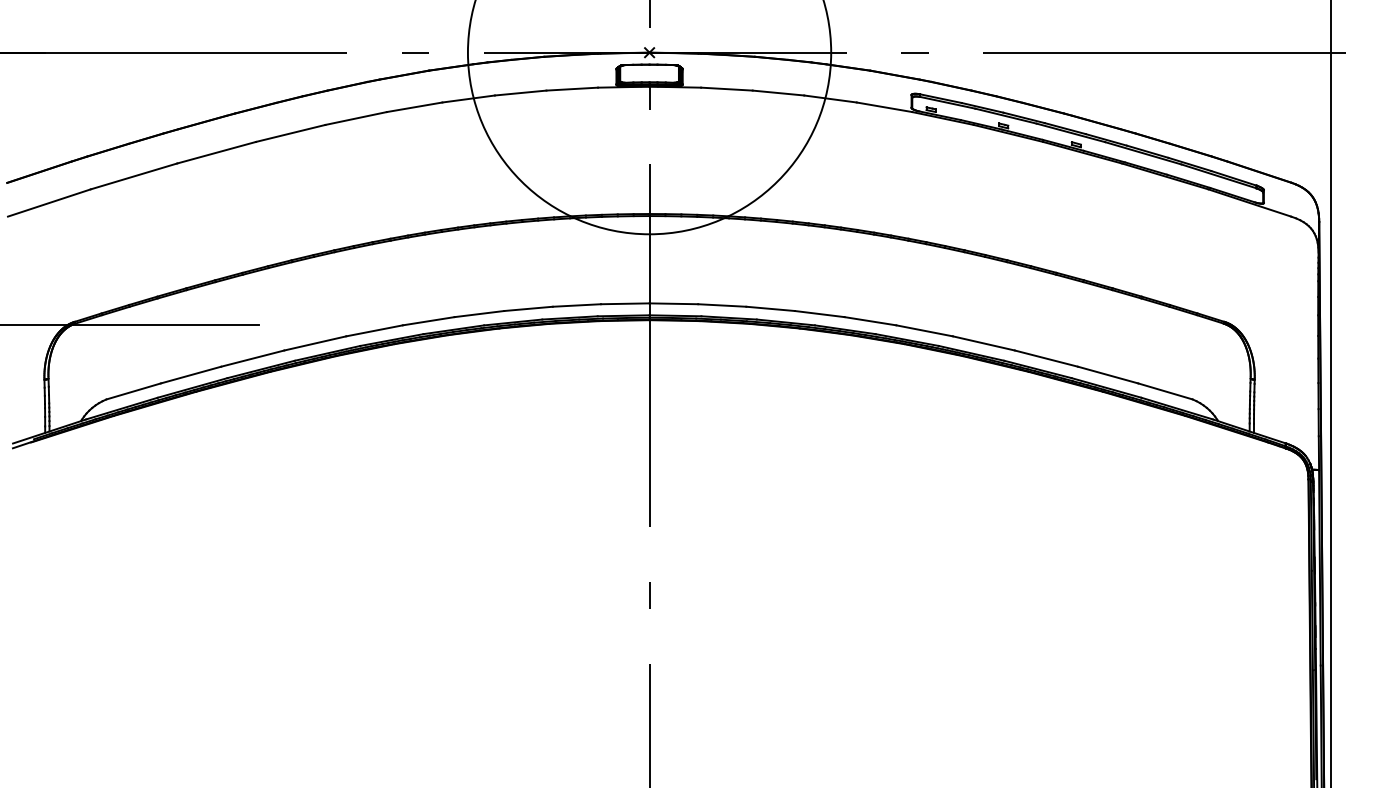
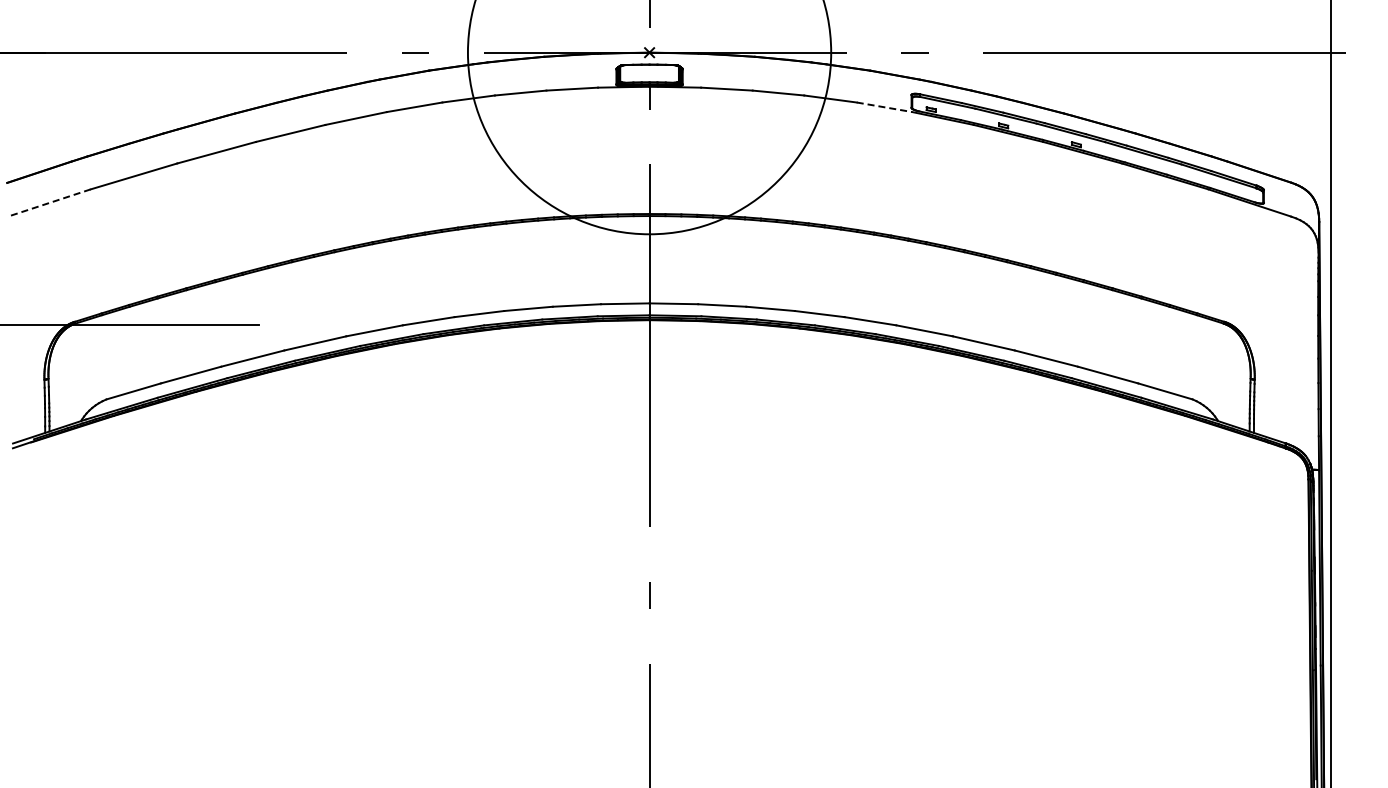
line: solid -> dashed (885, 107)
line: solid -> dashed (49, 202)
